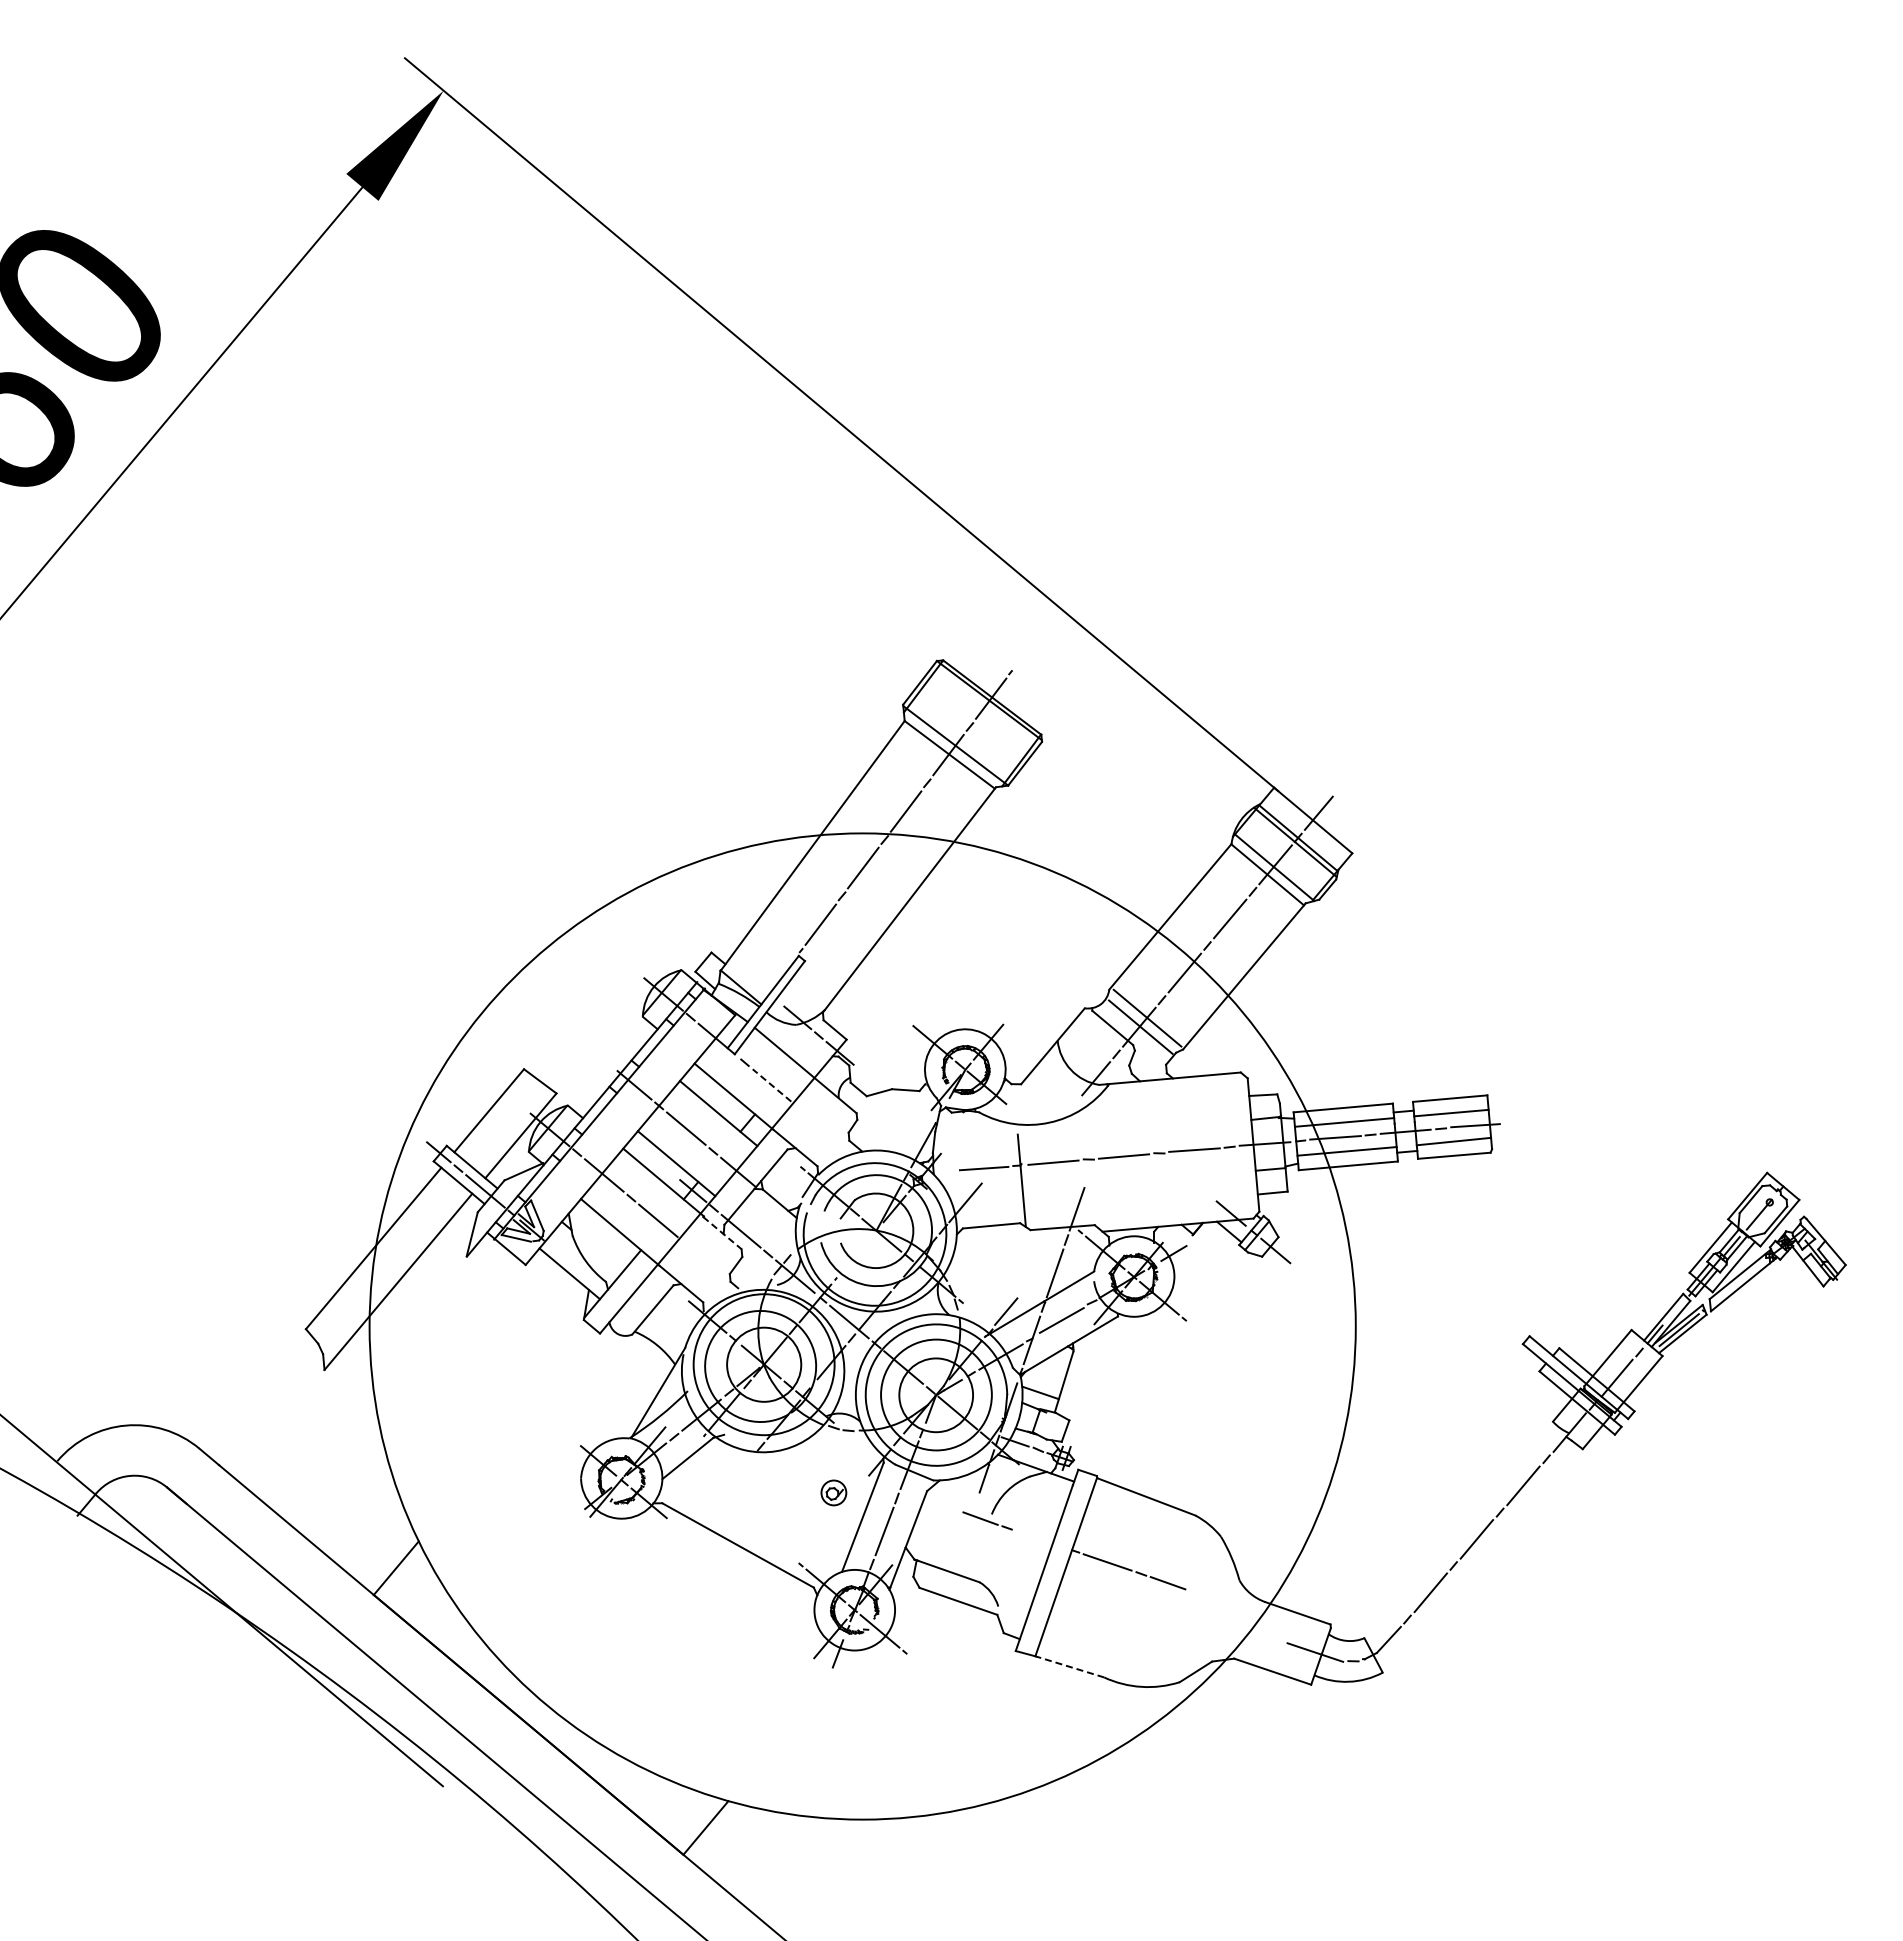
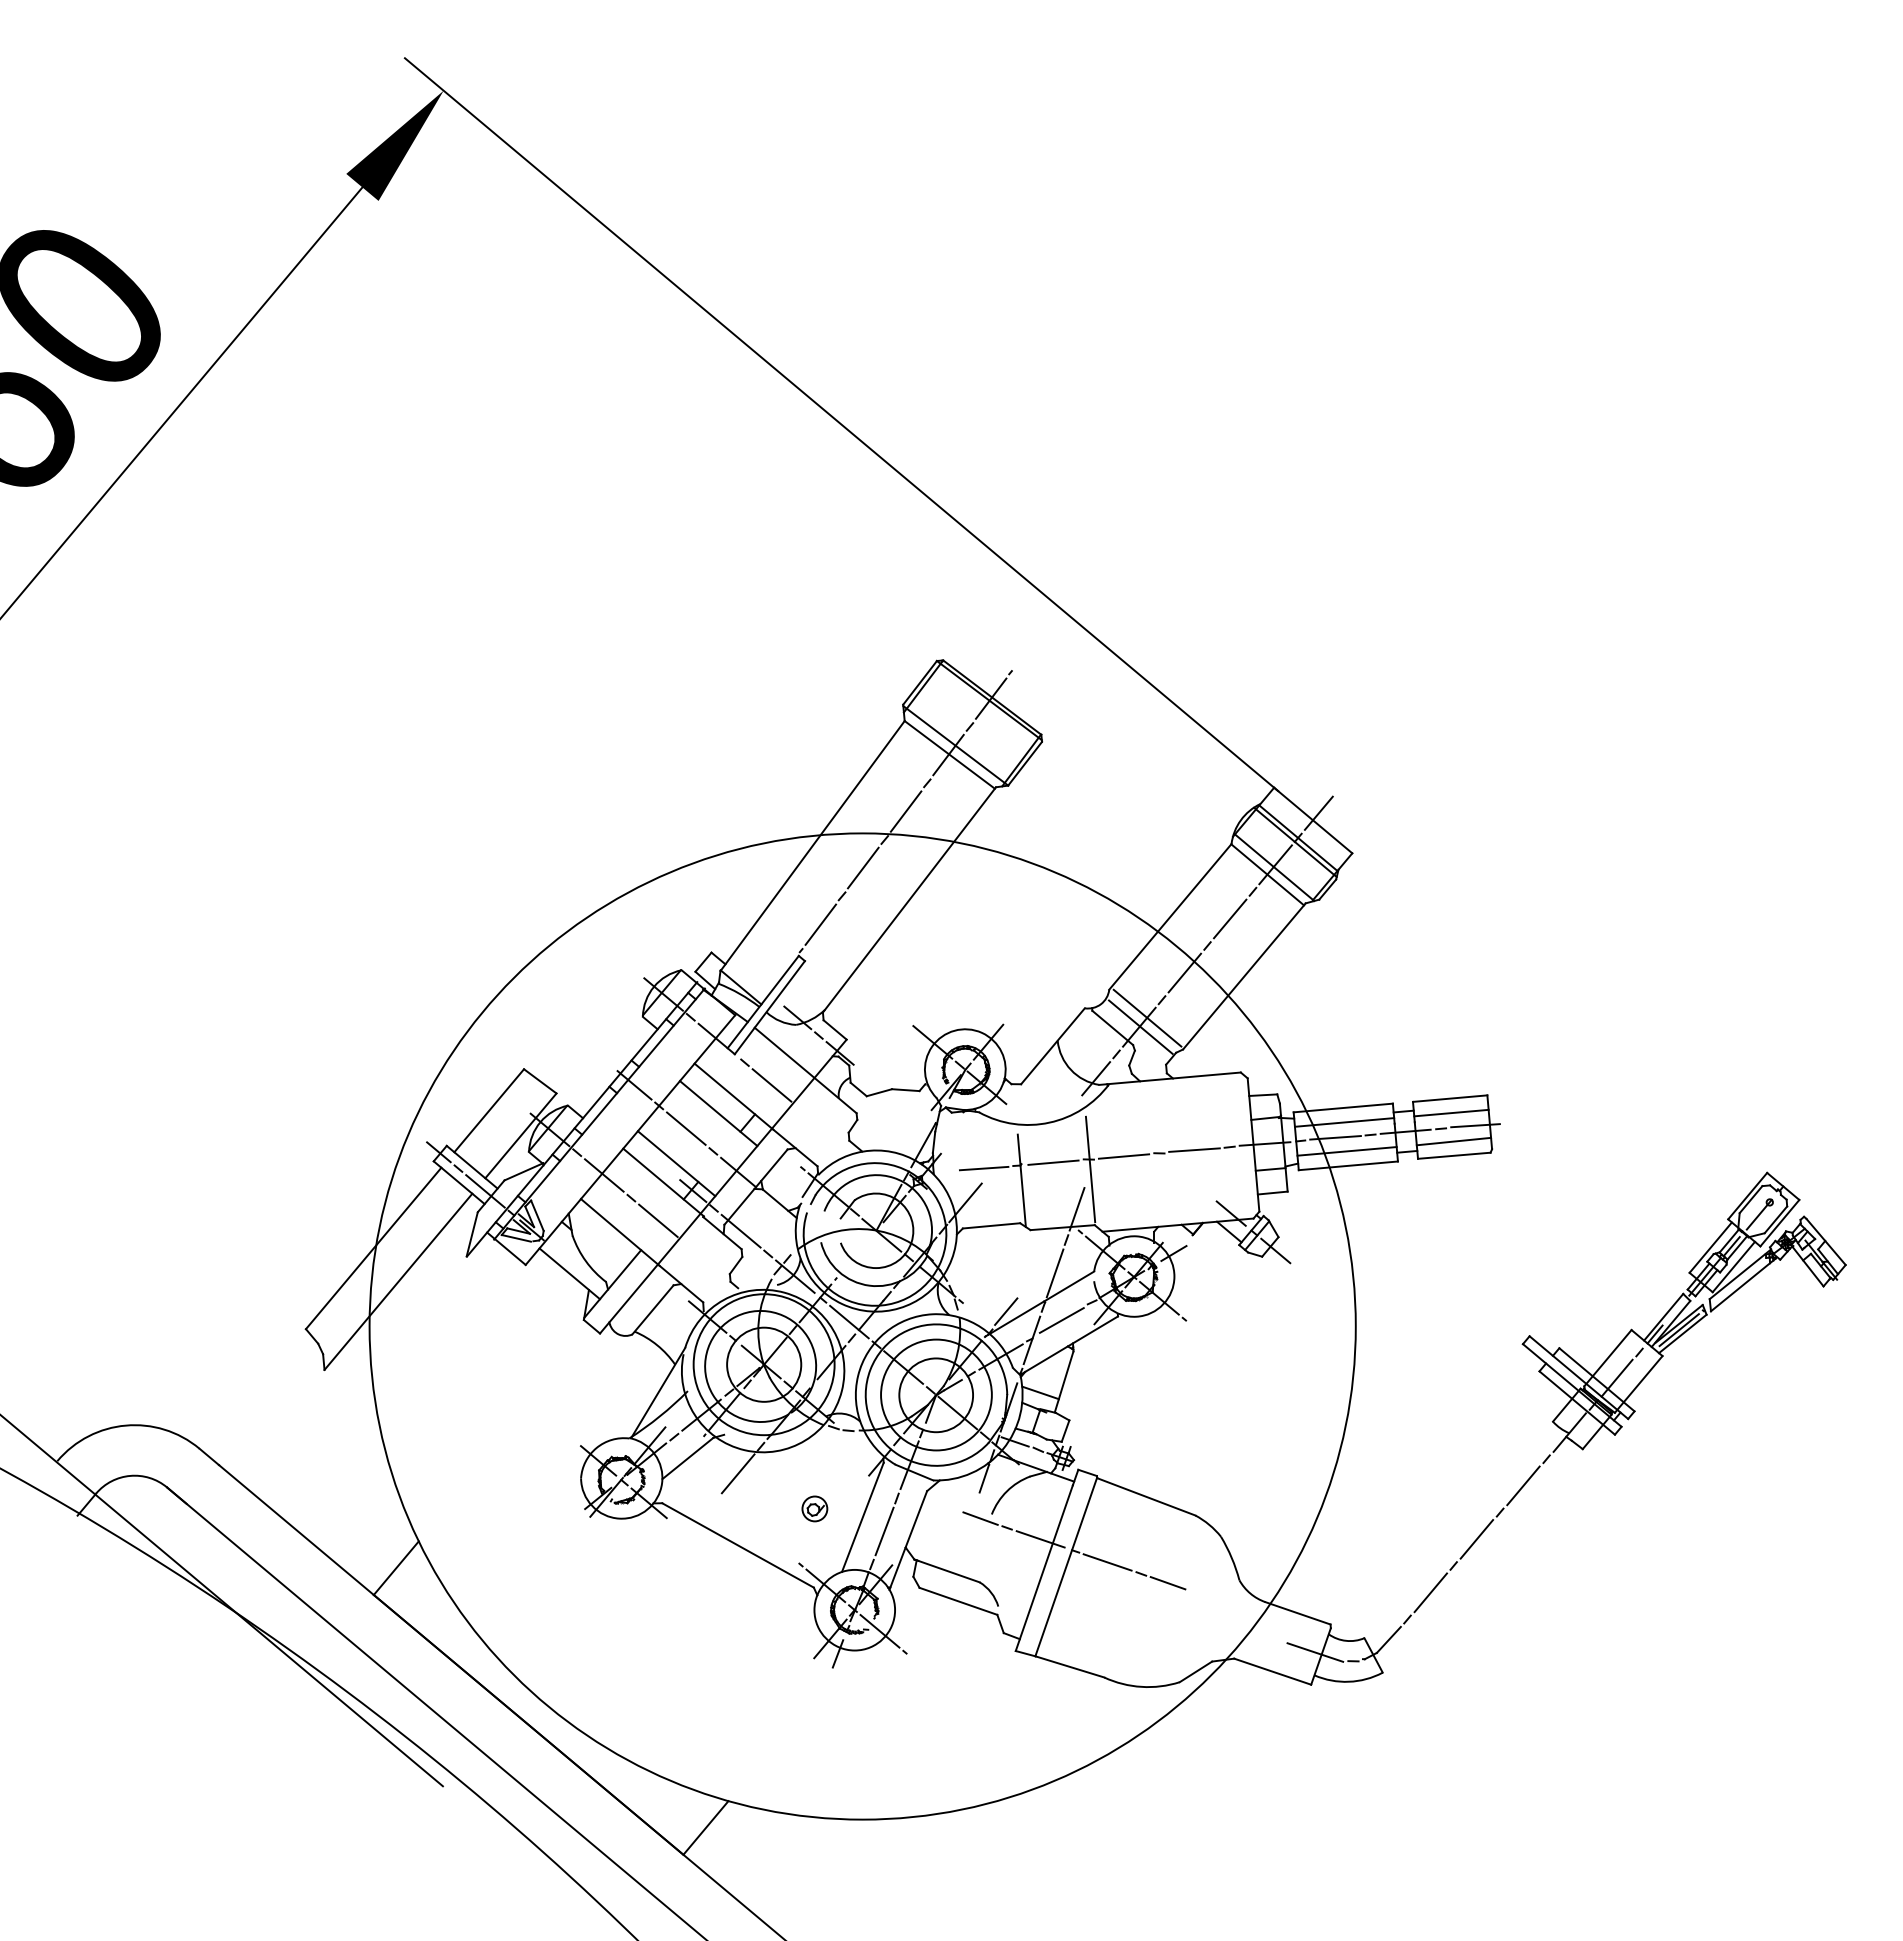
line: dashed -> solid (771, 1085)
line: none -> present (1090, 1169)
line: dashed -> solid (722, 1233)
line: none -> present (737, 1473)
part position: (833, 1492) -> (814, 1508) (814, 1508)
line: none -> present (1040, 1539)
line: dashed -> solid (1069, 1666)
